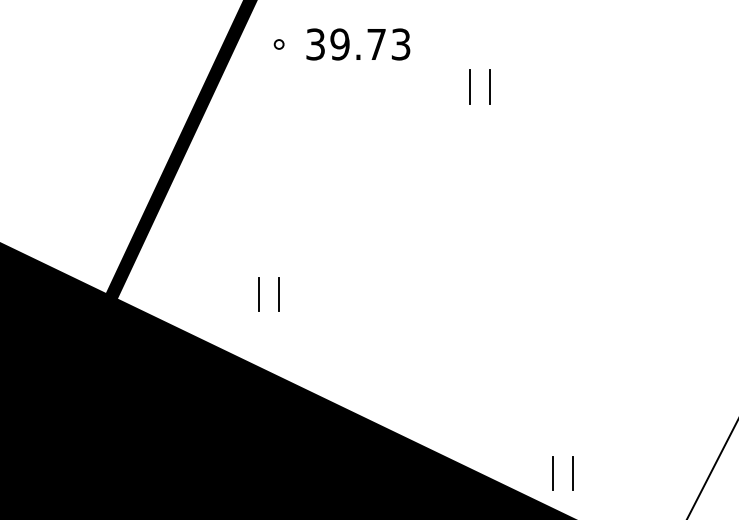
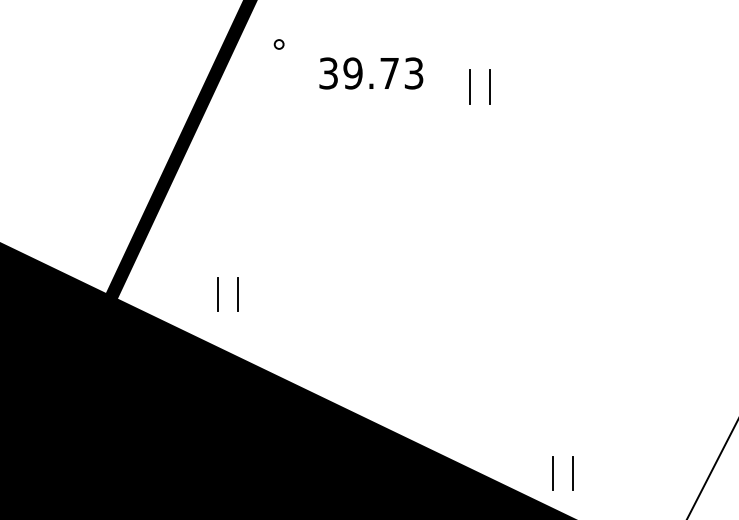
text position: (358, 44) -> (371, 73) (371, 73)
part position: (259, 294) -> (218, 294) (218, 294)
